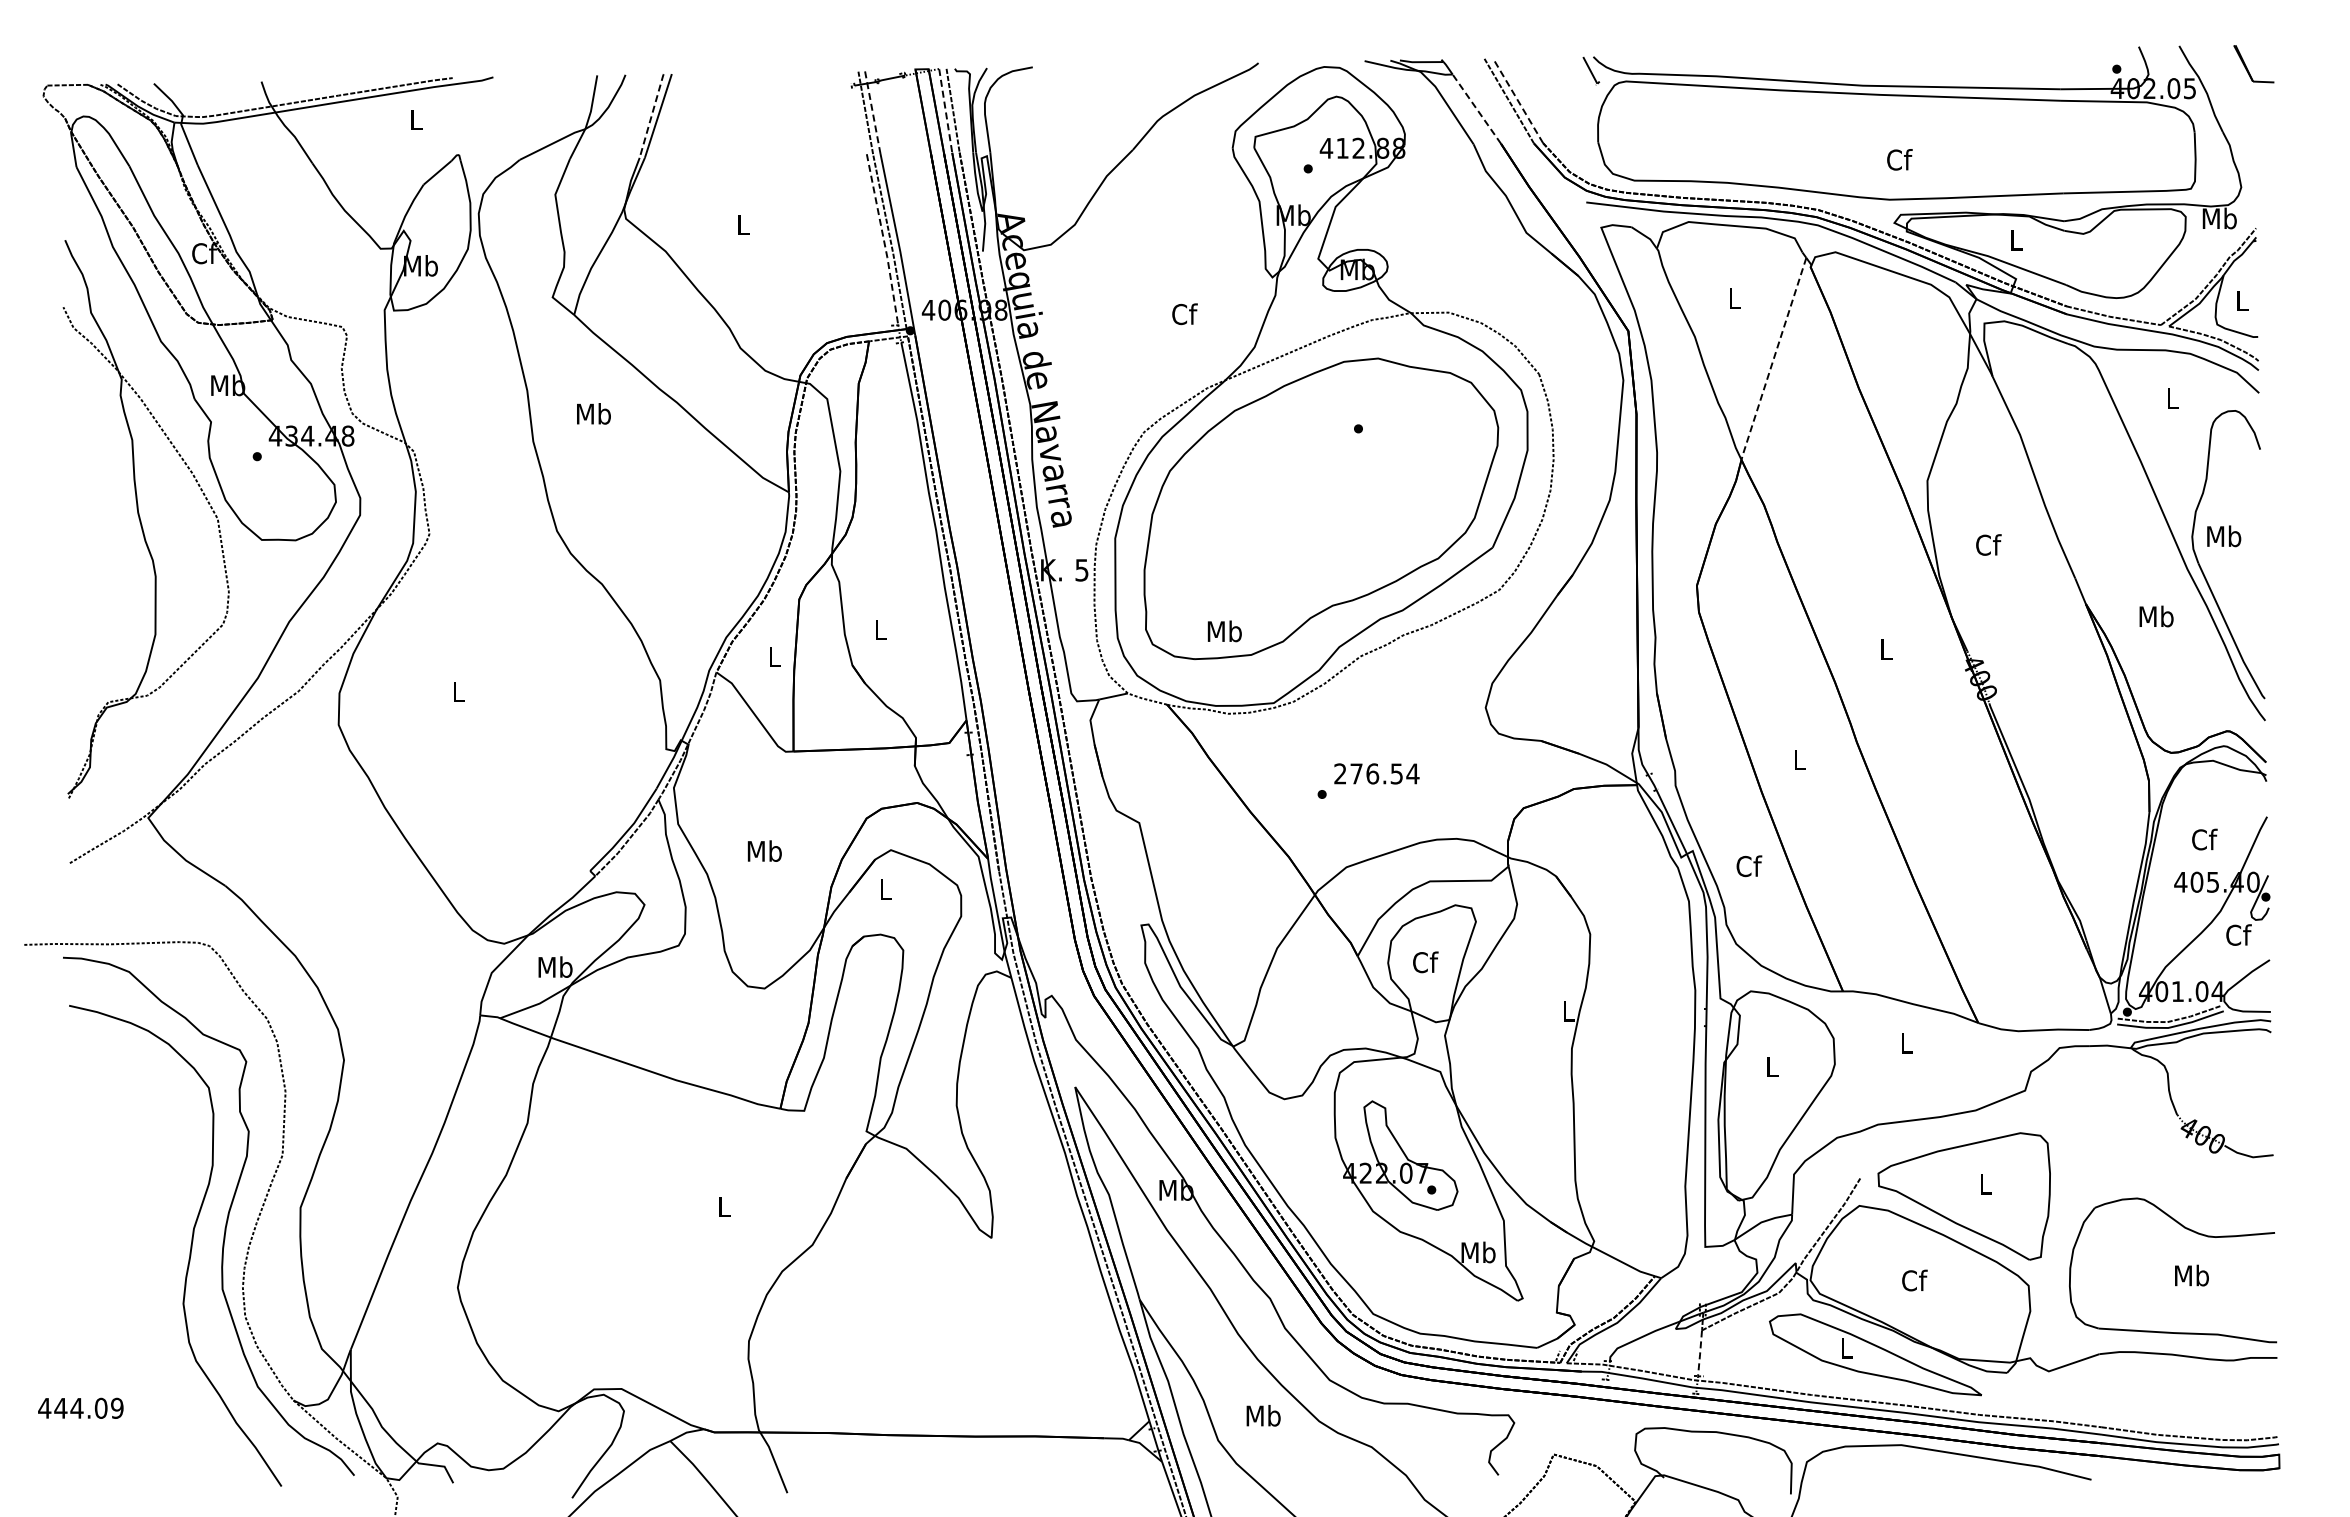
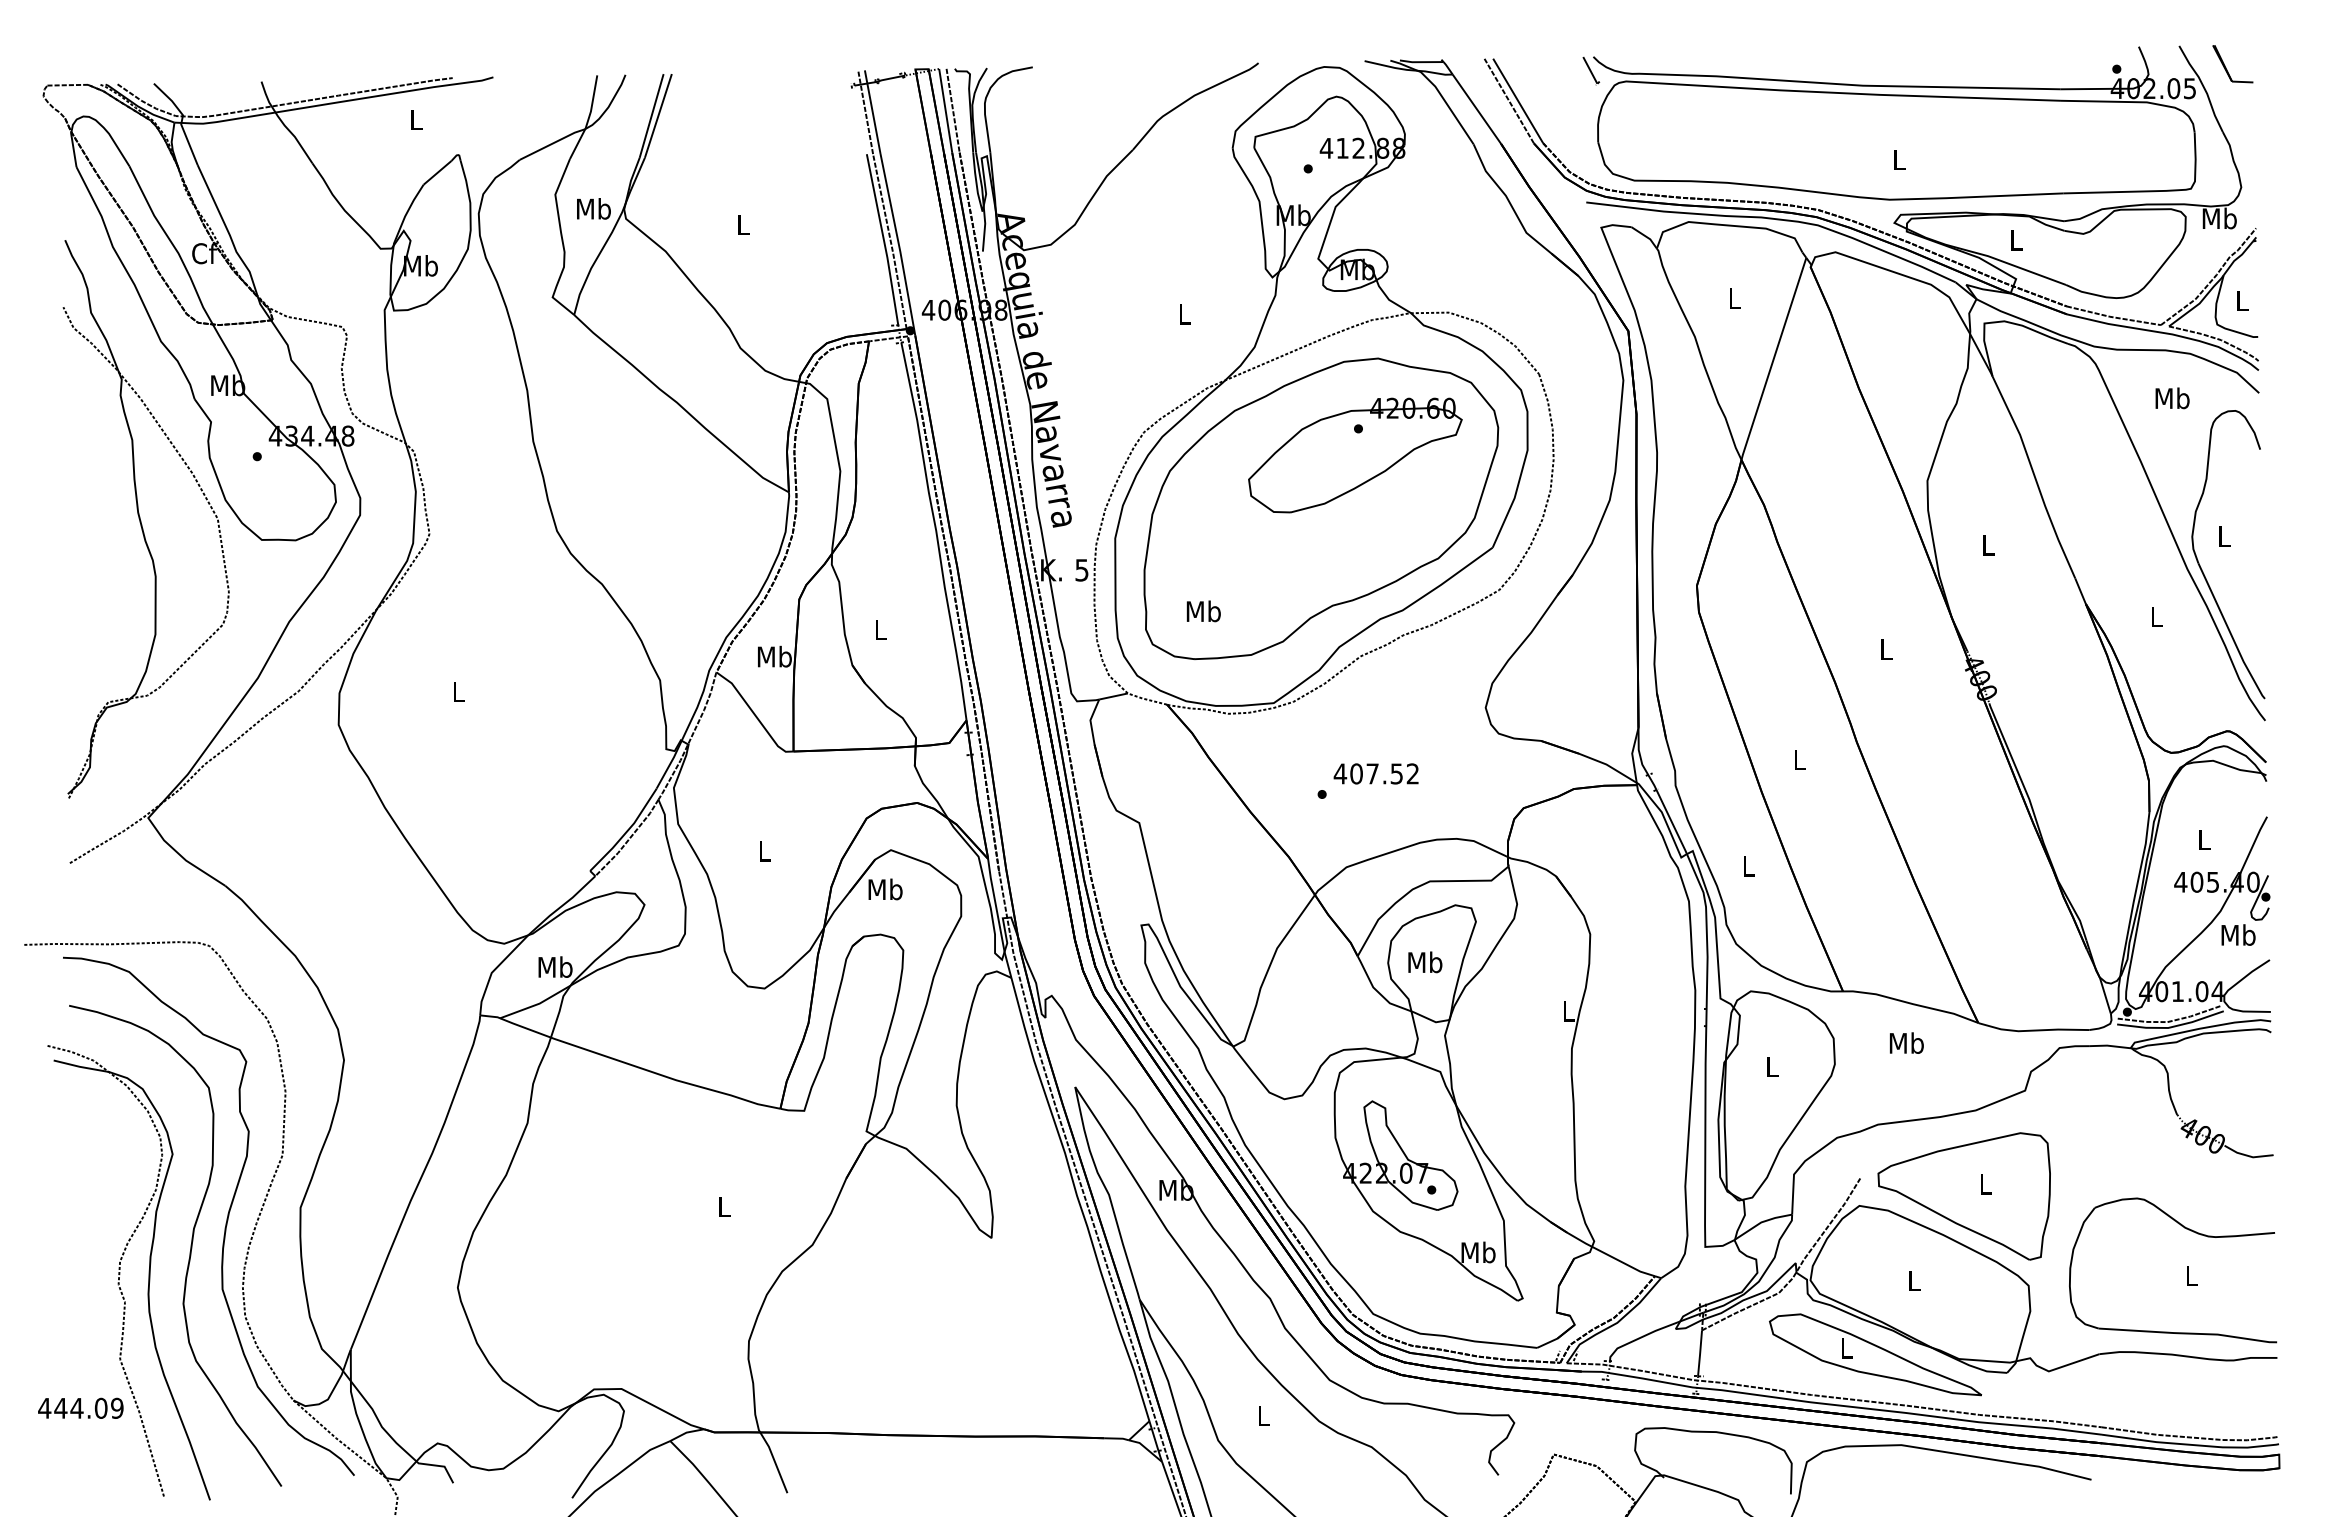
part position: (2247, 67) -> (2226, 67) (2226, 67)
line: dashed -> solid (1517, 100)
line: dashed -> solid (1476, 108)
line: dashed -> solid (945, 110)
line: dashed -> solid (872, 112)
line: dashed -> solid (651, 115)
text: Cf -> L (1899, 159)
line: dashed -> solid (883, 240)
text: Cf -> L (1184, 314)
line: dashed -> solid (1773, 359)
text: L -> Mb (2172, 398)
text position: (593, 413) -> (593, 208) (593, 208)
part: none -> present (1355, 455)
text: Mb -> L (2224, 536)
text: Cf -> L (1988, 544)
text: Mb -> L (2156, 616)
text position: (1224, 631) -> (1203, 611) (1203, 611)
text: L -> Mb (774, 656)
text: 276.54 -> 407.52 (1376, 773)
text: Cf -> L (2204, 839)
text: Mb -> L (764, 850)
text: Cf -> L (1749, 866)
text: L -> Mb (885, 889)
text: Cf -> Mb (2238, 934)
text: Cf -> Mb (1425, 962)
text: L -> Mb (1906, 1042)
part: none -> present (120, 1272)
text: Mb -> L (2191, 1275)
text: Cf -> L (1914, 1280)
line: dashed -> solid (1700, 1353)
text: Mb -> L (1263, 1415)
